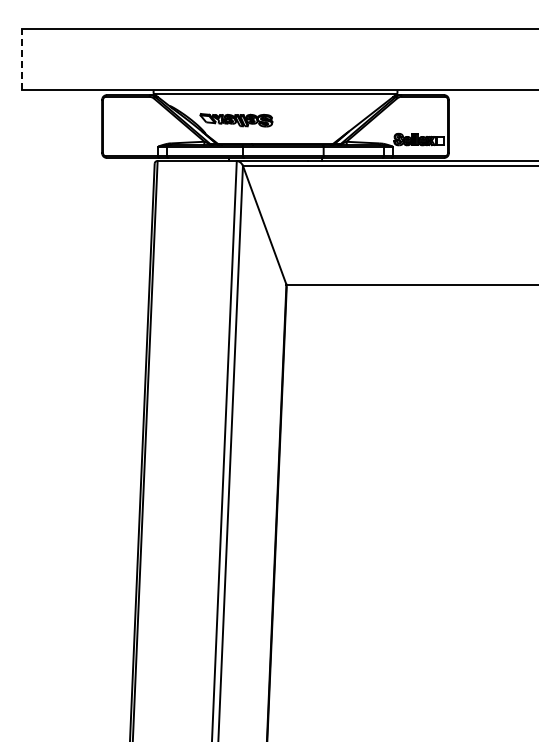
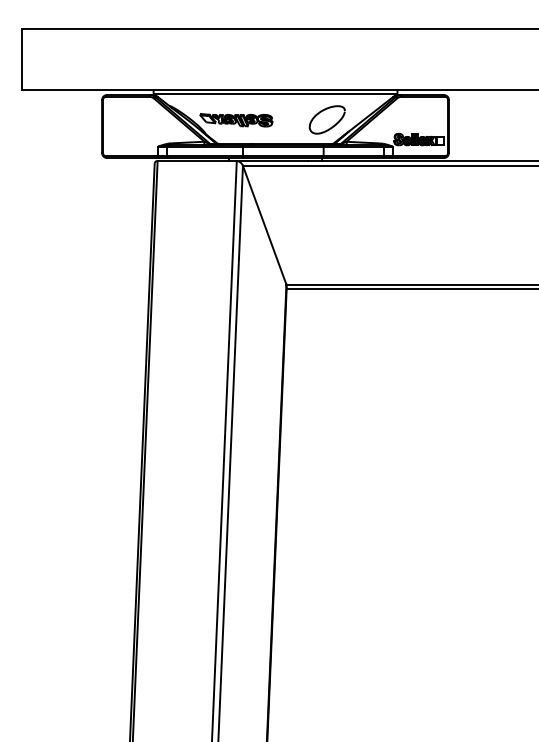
line: dashed -> solid (22, 59)
curve: none -> present (320, 113)
line: none -> present (410, 289)
